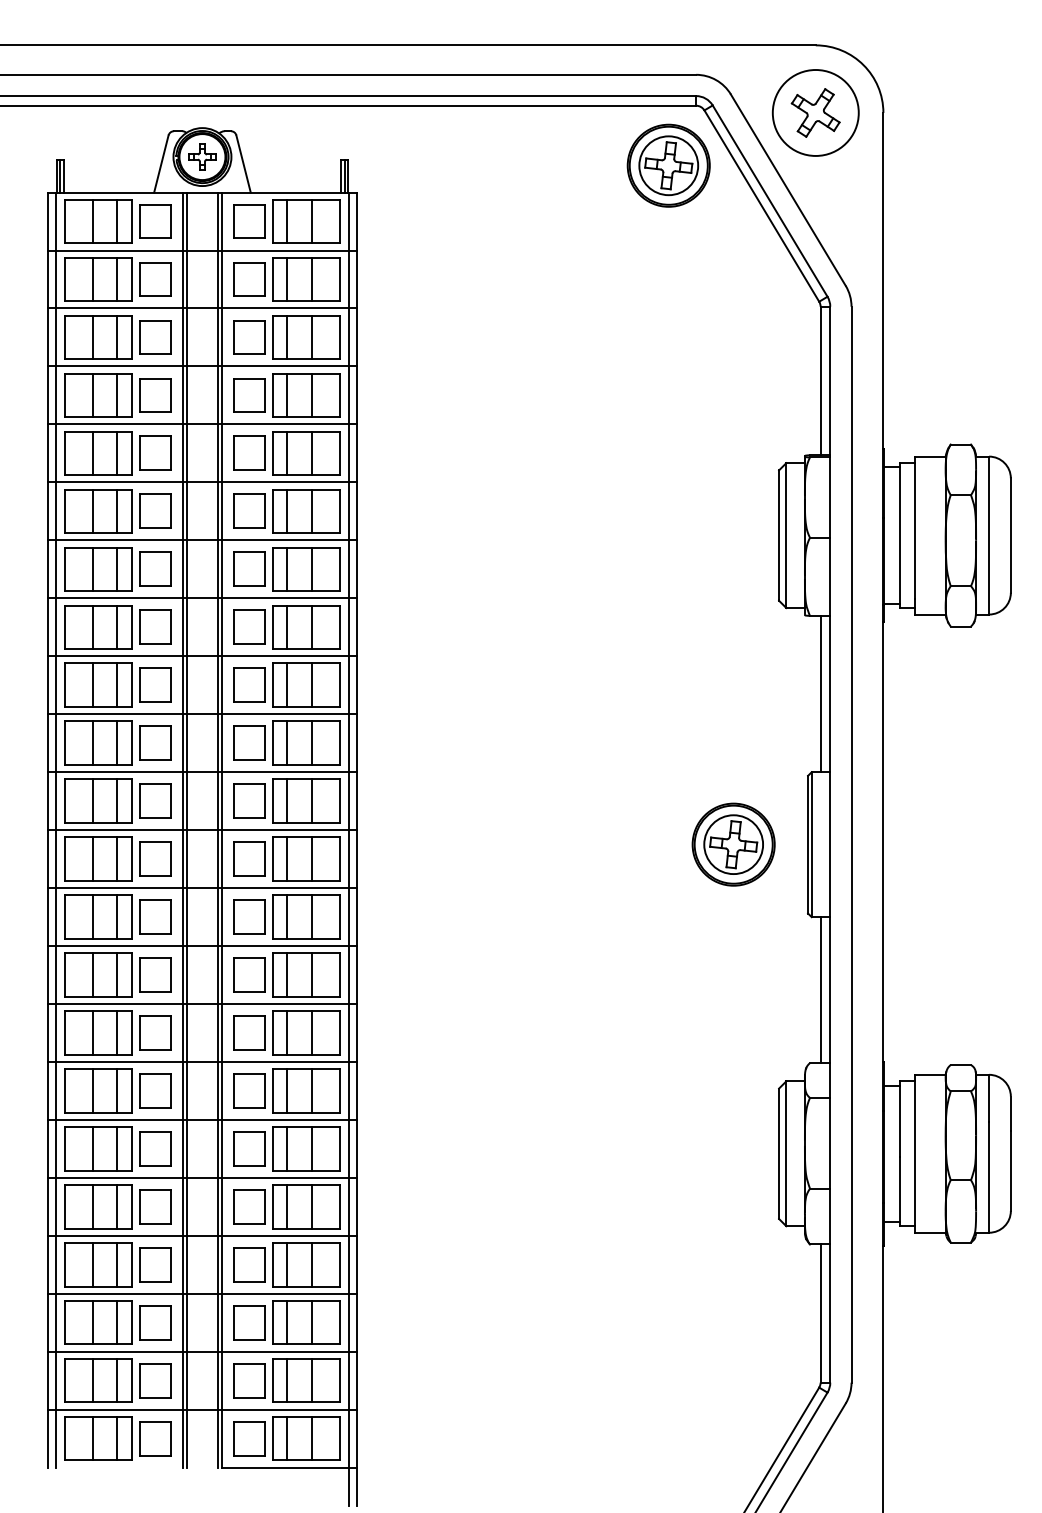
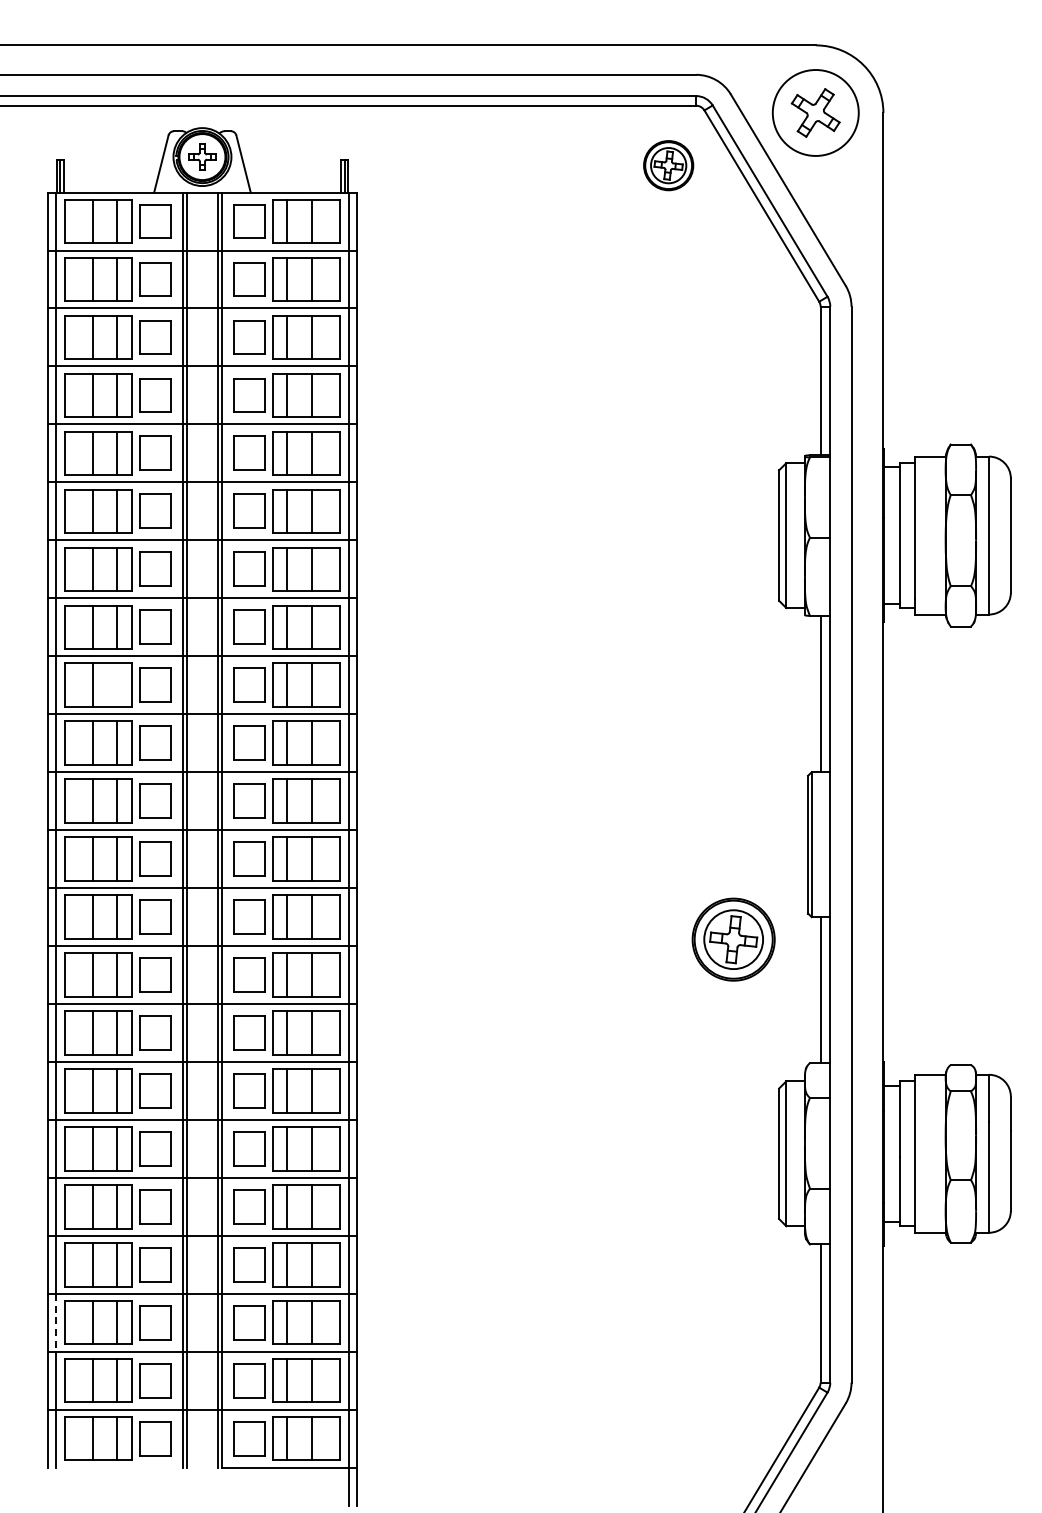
part size: 85x85 px -> 52x52 px (668, 165)
line: present -> none (117, 684)
part position: (733, 844) -> (733, 939) (733, 939)
line: solid -> dashed (55, 1322)
